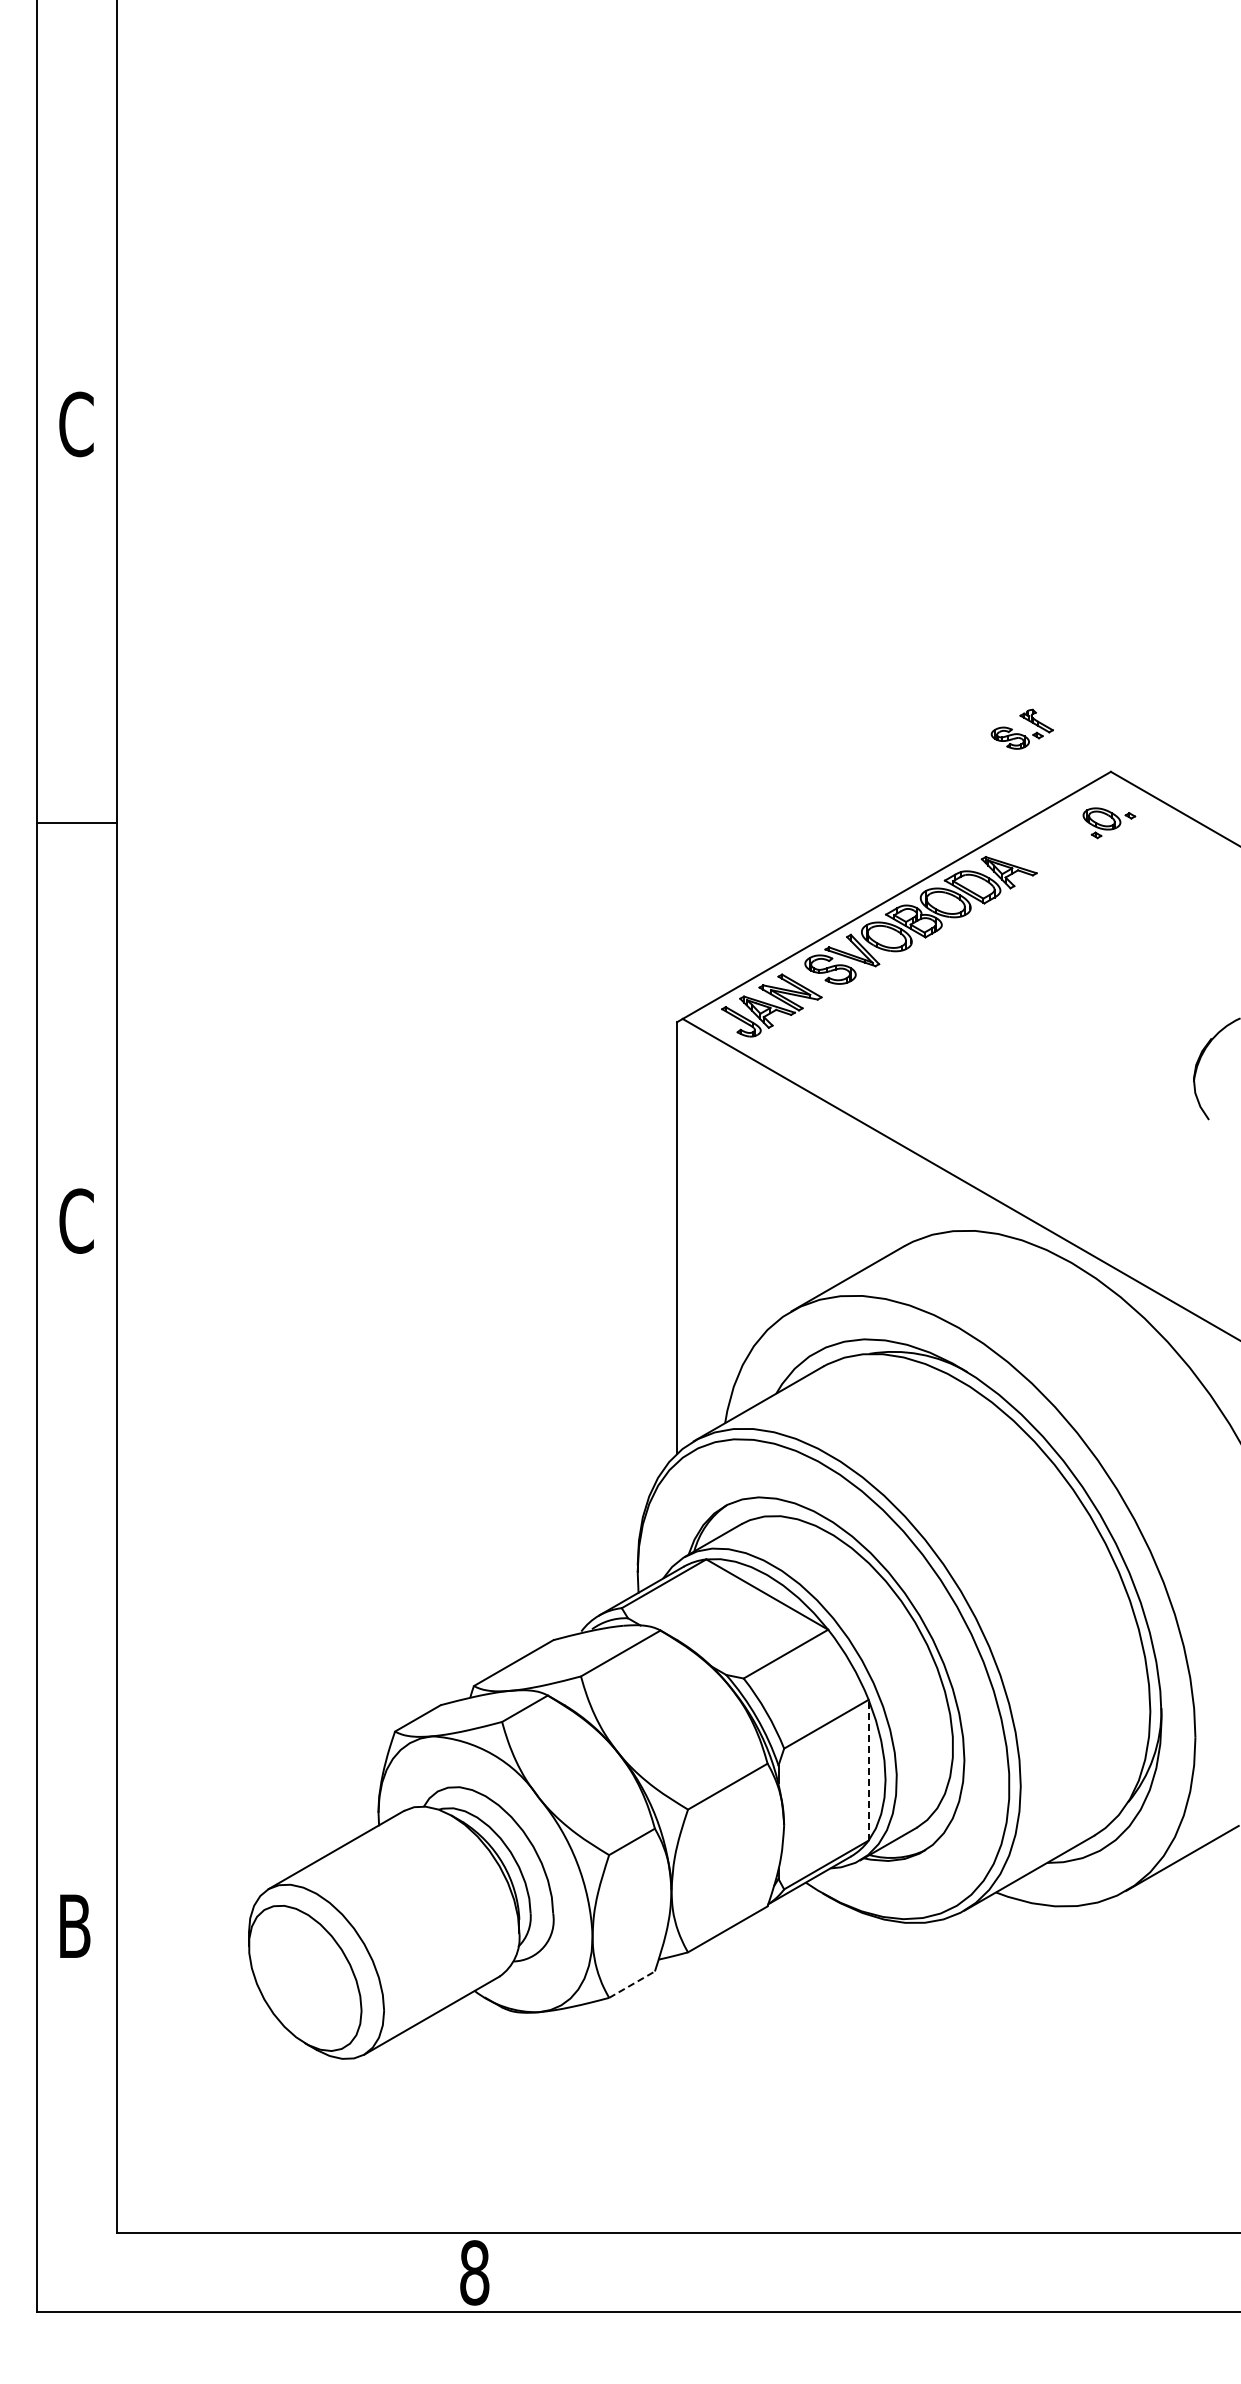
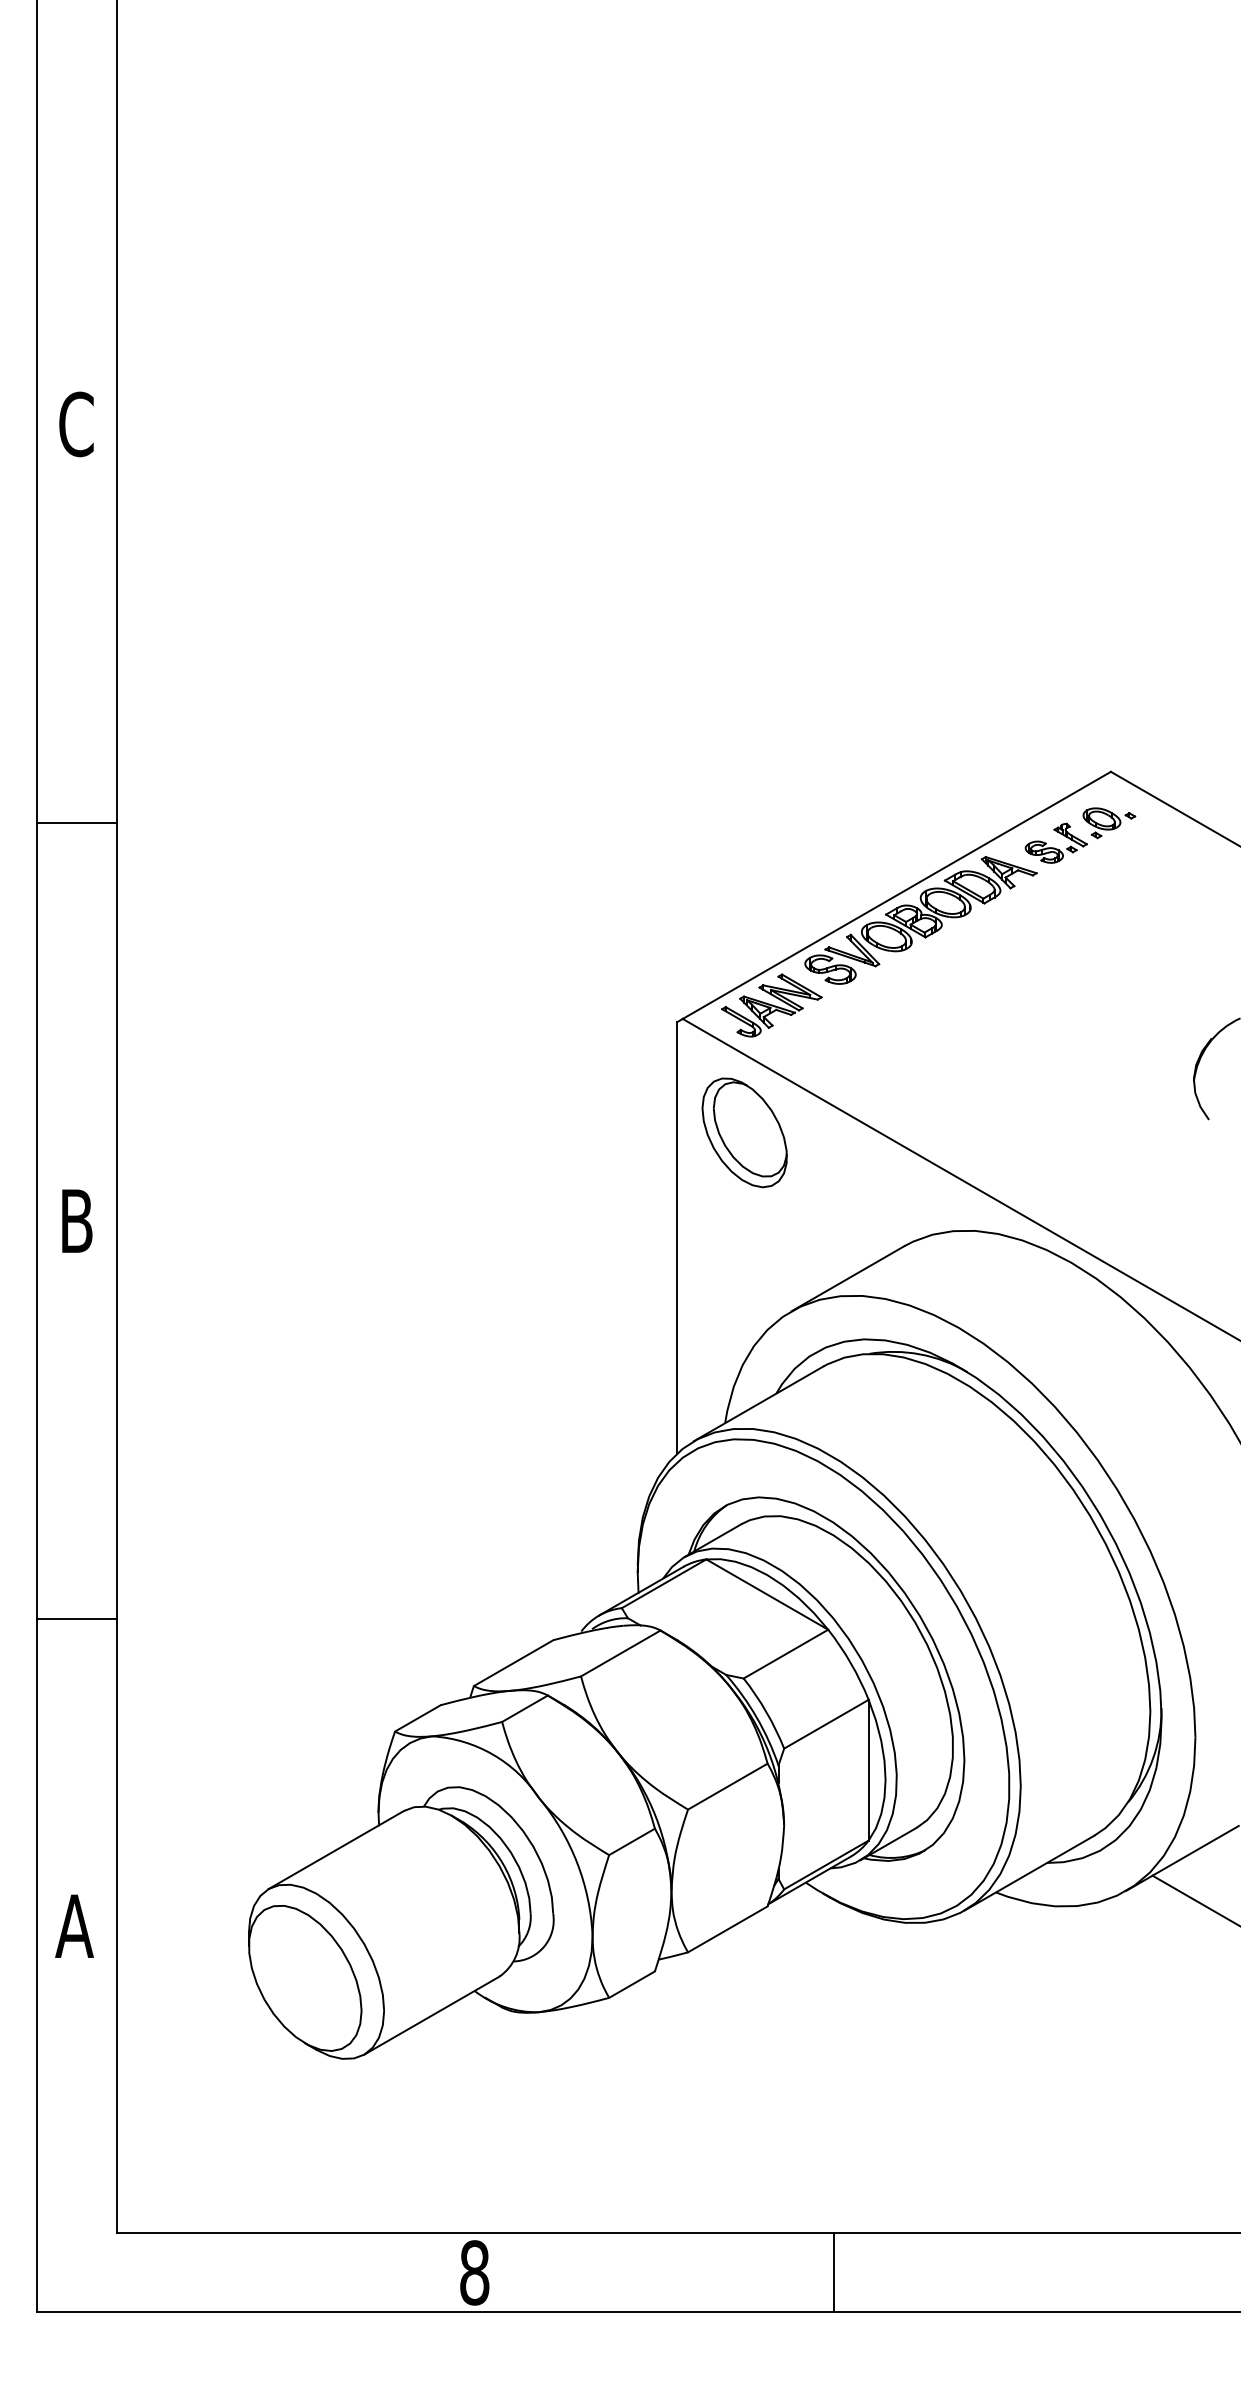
part position: (1021, 728) -> (1055, 842) (1055, 842)
part: none -> present (744, 1132)
text: C -> B (76, 1220)
line: none -> present (76, 1619)
line: dashed -> solid (868, 1769)
line: none -> present (1194, 1899)
text: B -> A (74, 1925)
line: dashed -> solid (632, 1984)
line: none -> present (834, 2272)
